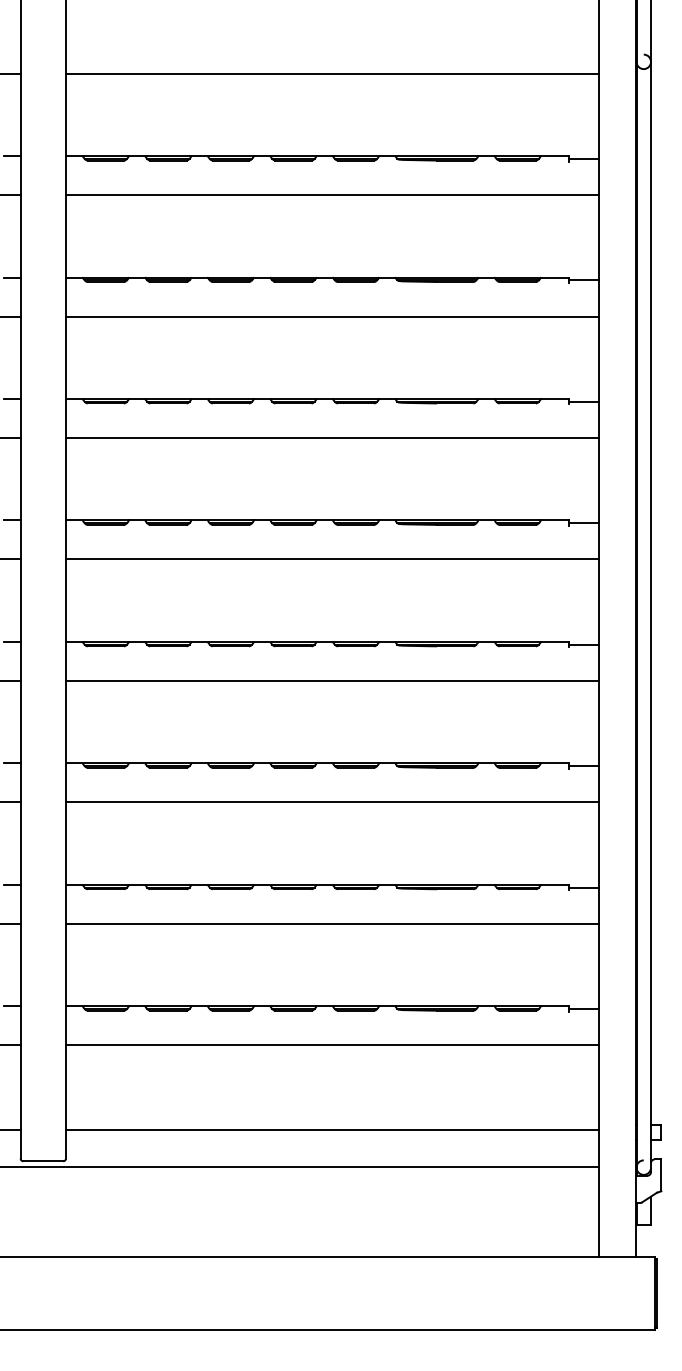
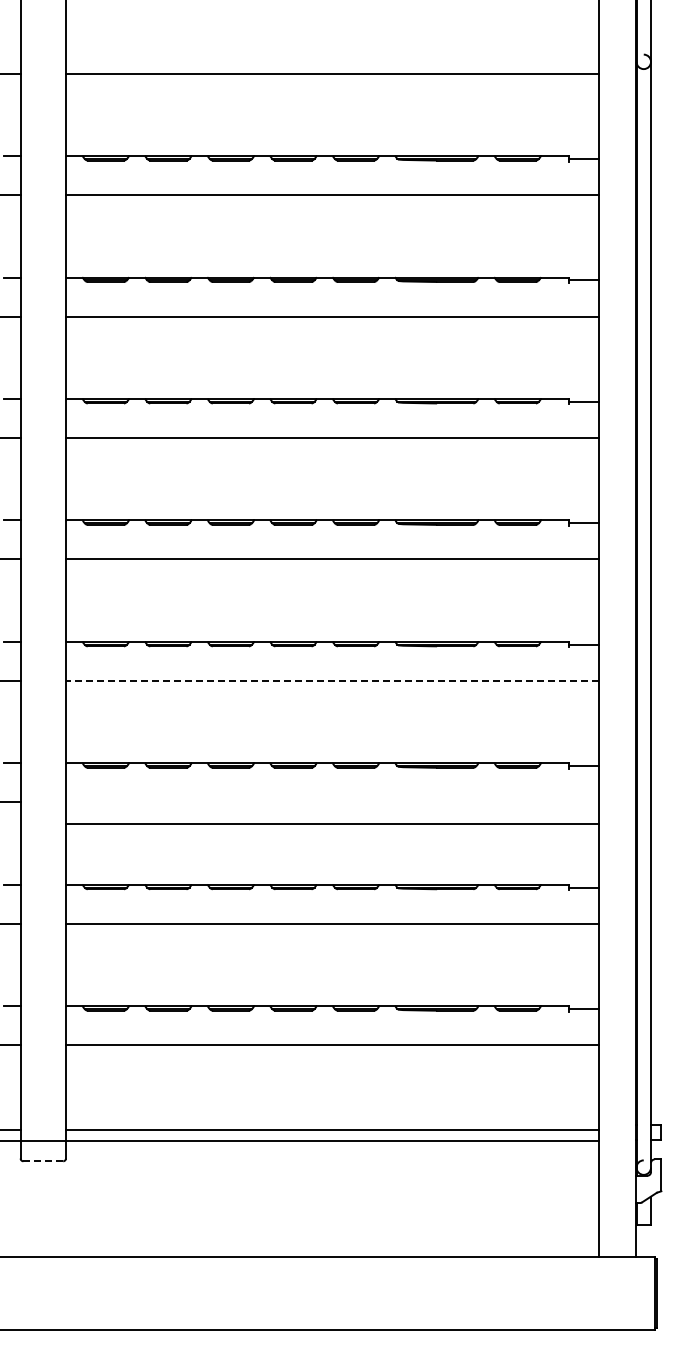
line: solid -> dashed (332, 680)
line position: (332, 802) -> (332, 824) (332, 824)
line: solid -> dashed (43, 1161)
line position: (300, 1166) -> (300, 1140) (300, 1140)
